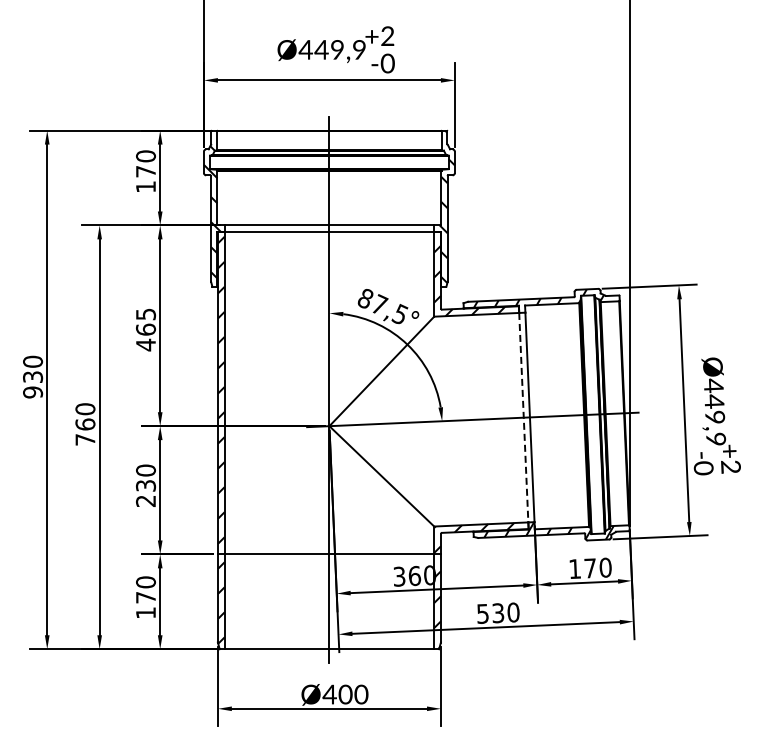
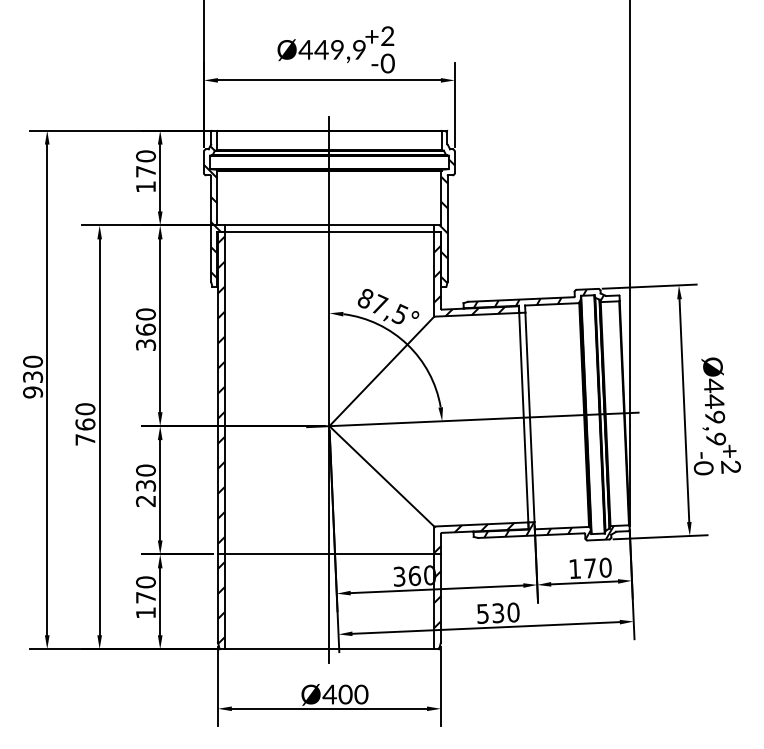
text: 465 -> 360 (146, 329)
line: dashed -> solid (523, 417)
